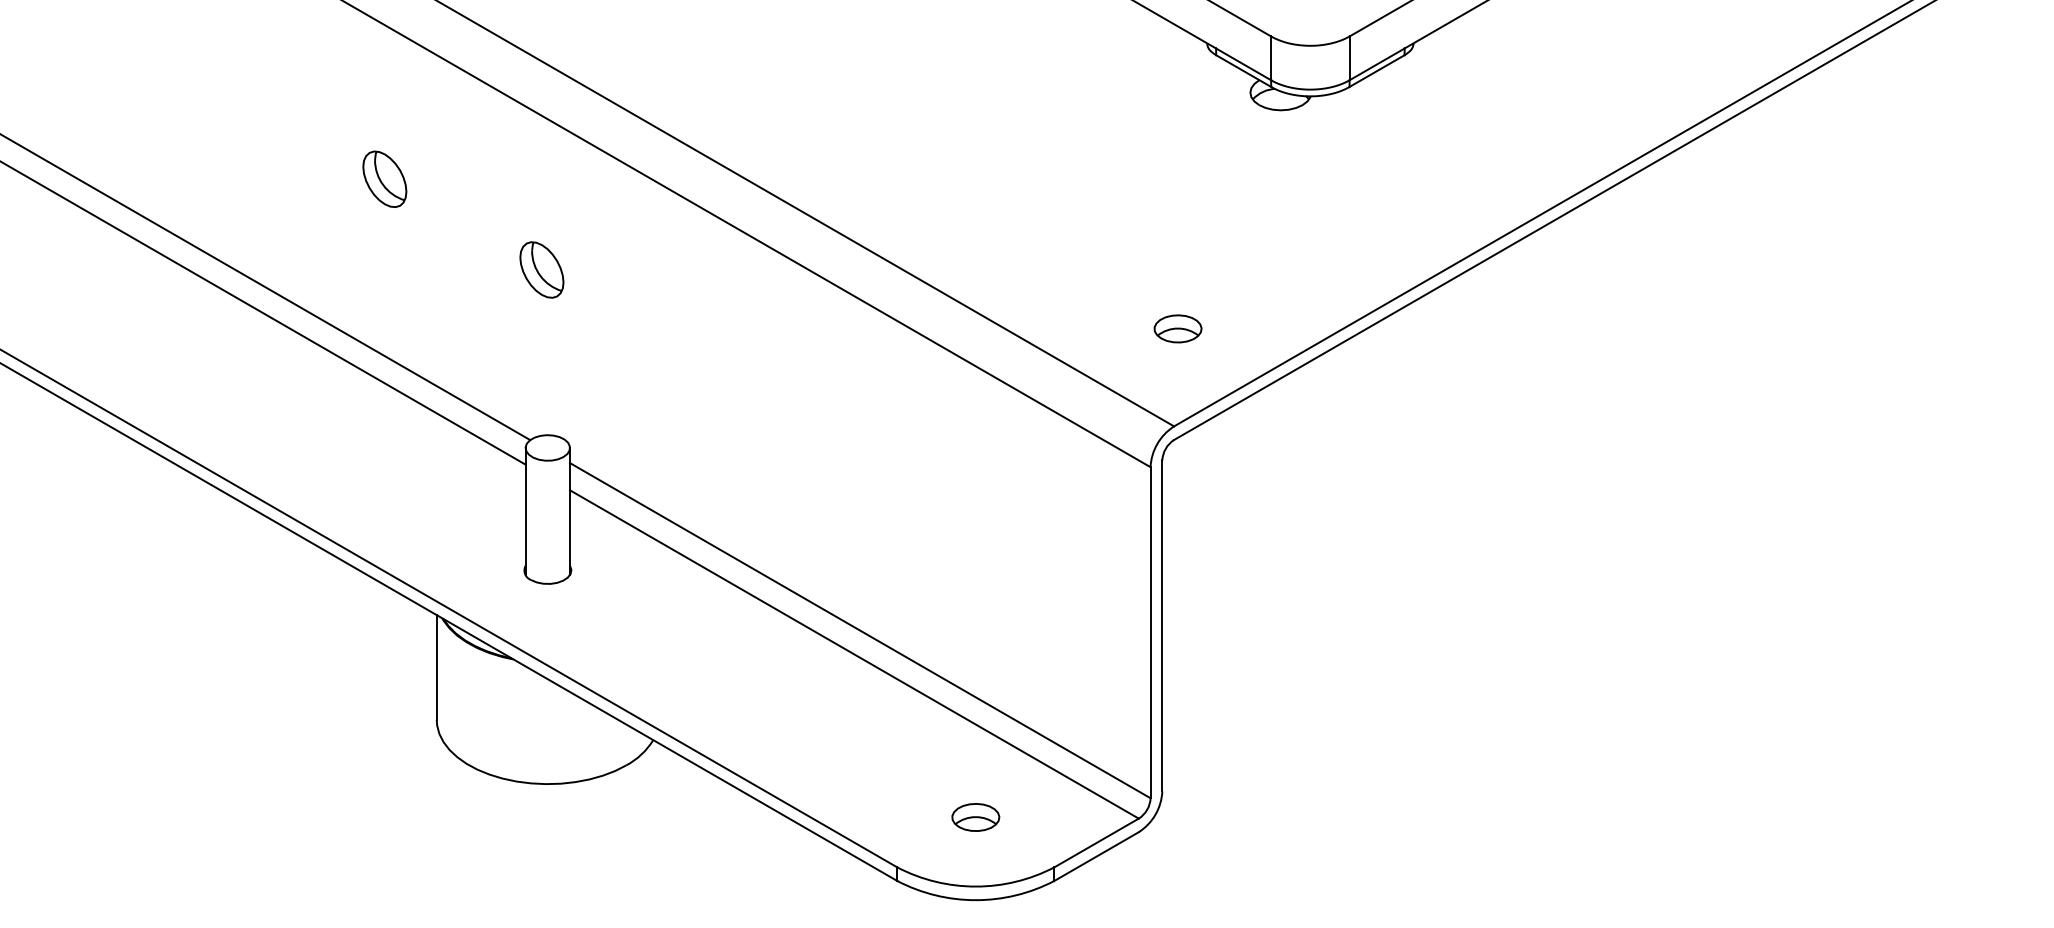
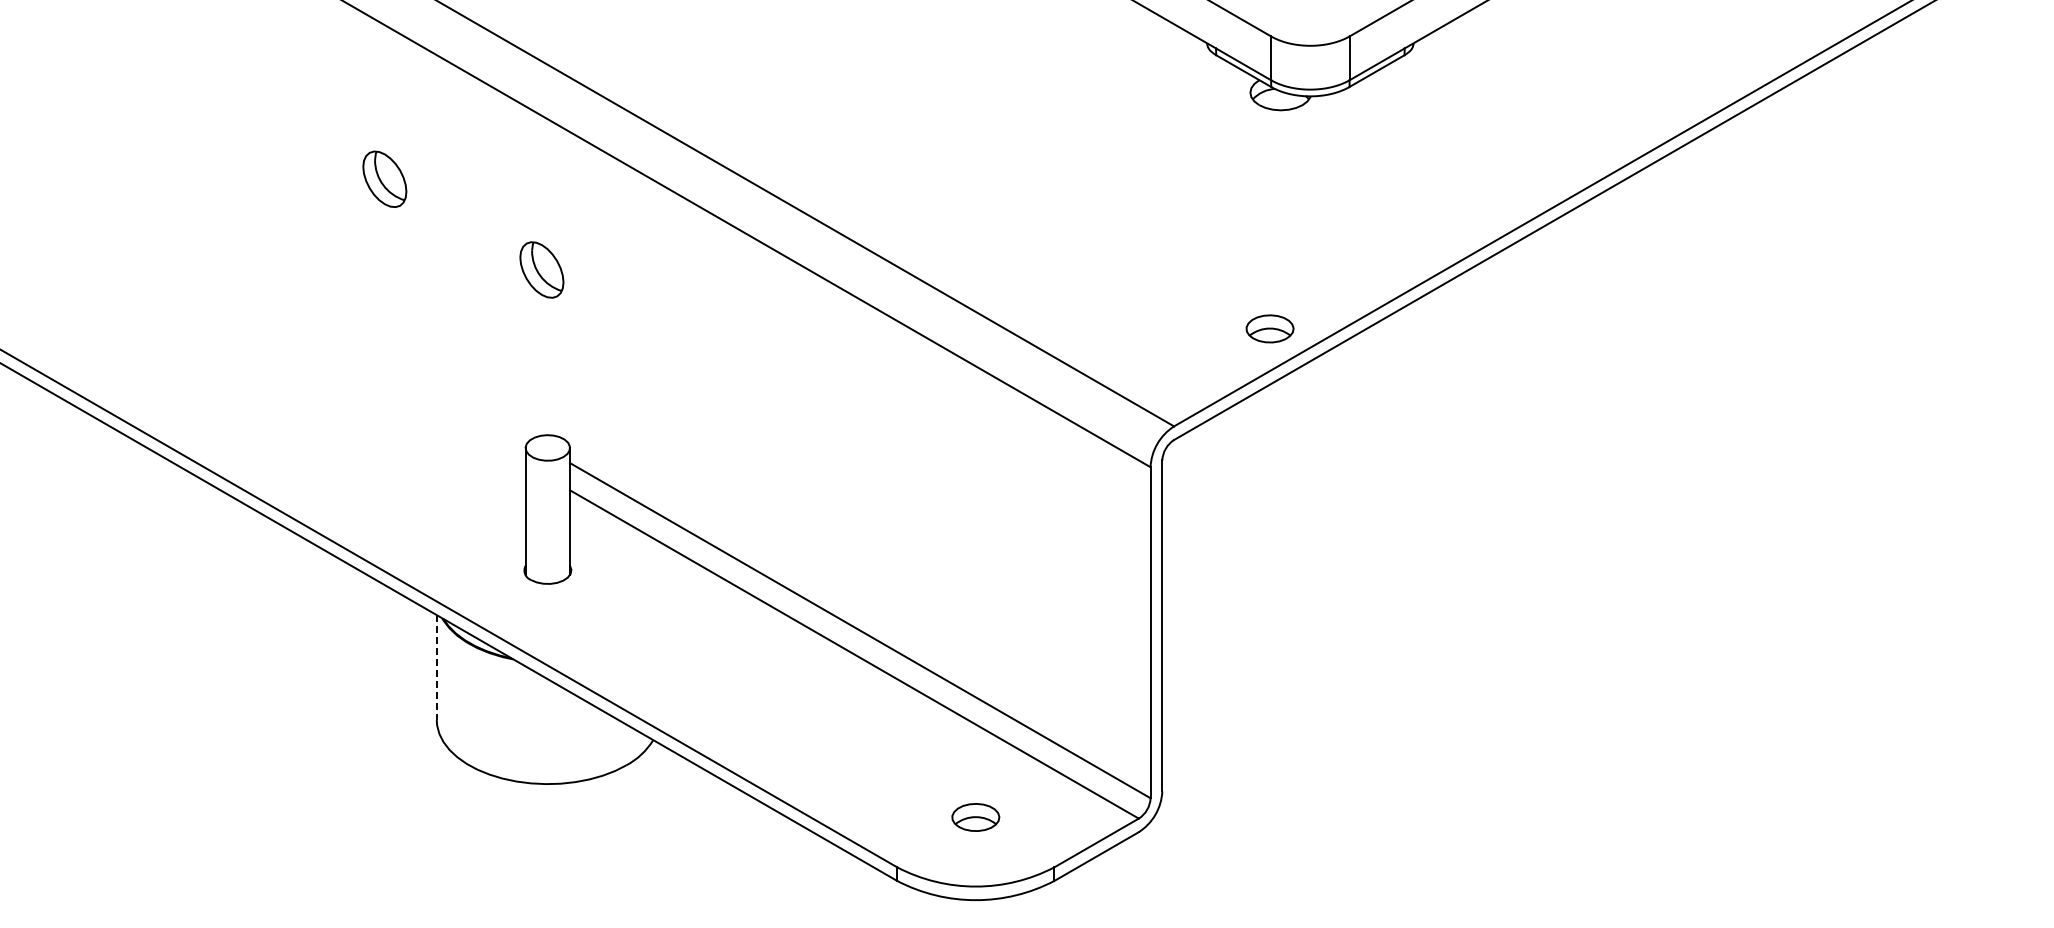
line: present -> none (266, 287)
line: present -> none (263, 313)
part position: (1177, 328) -> (1269, 328) (1269, 328)
line: solid -> dashed (436, 668)
